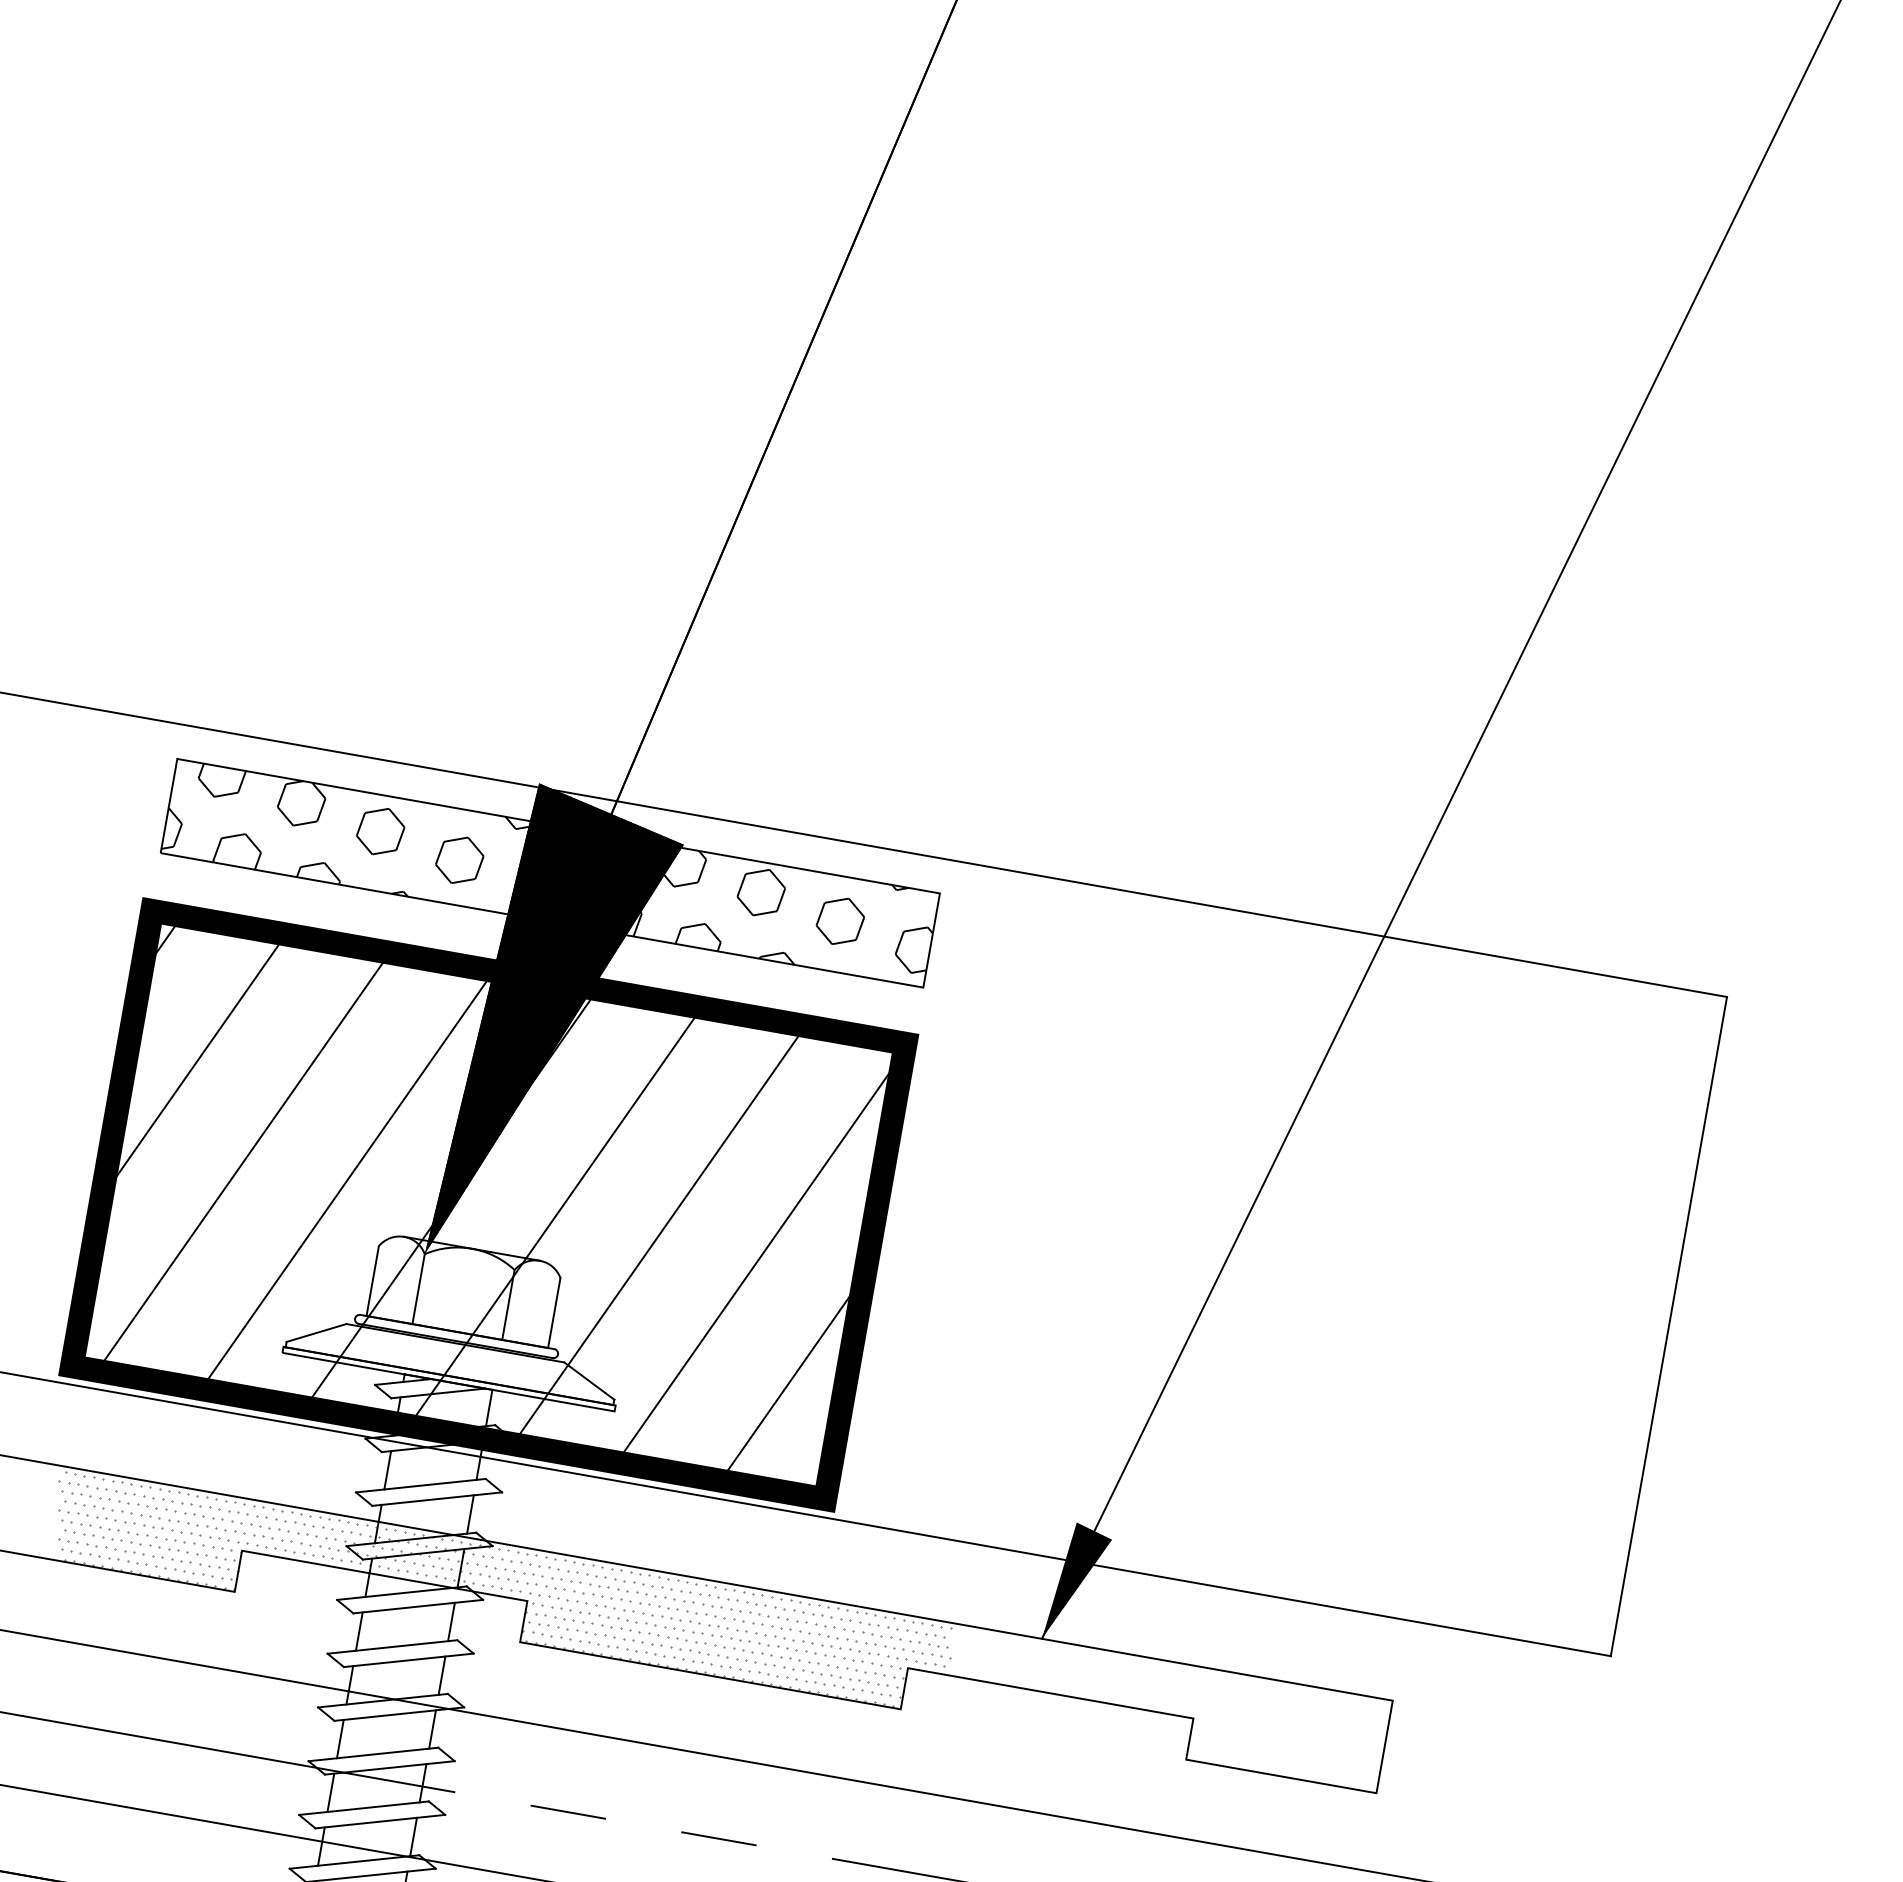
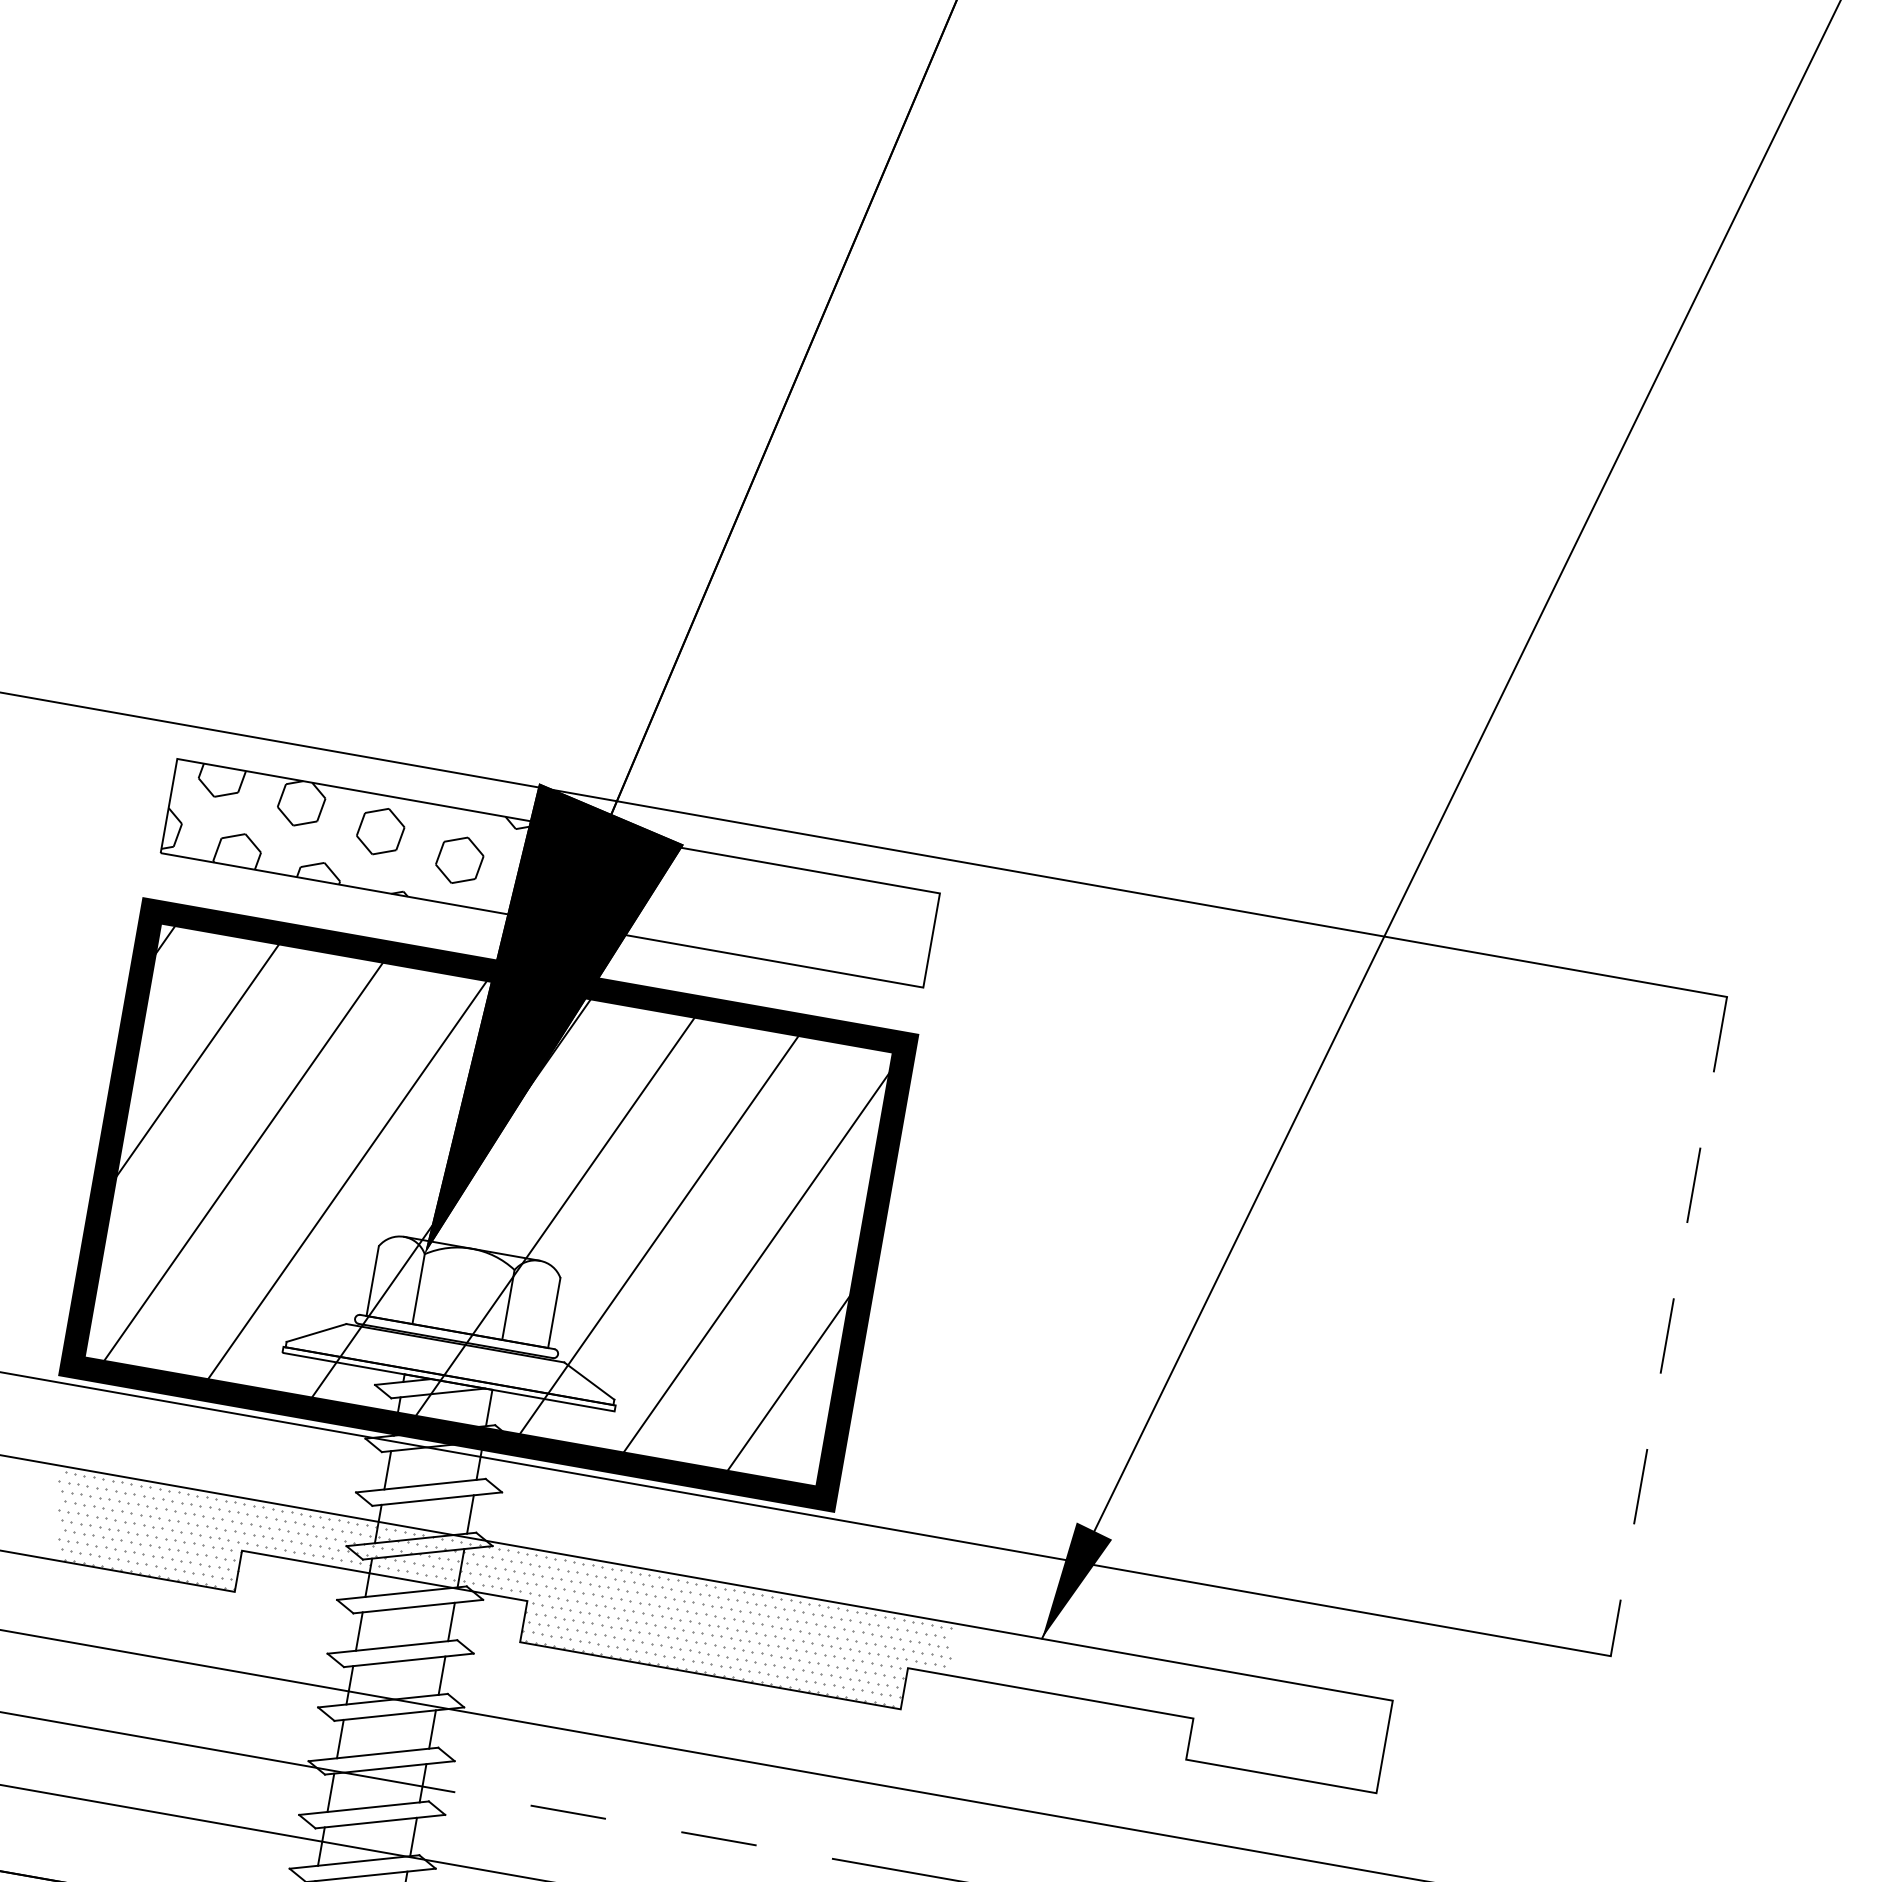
hatch: present -> none (735, 901)
line: solid -> dashed (1668, 1326)
